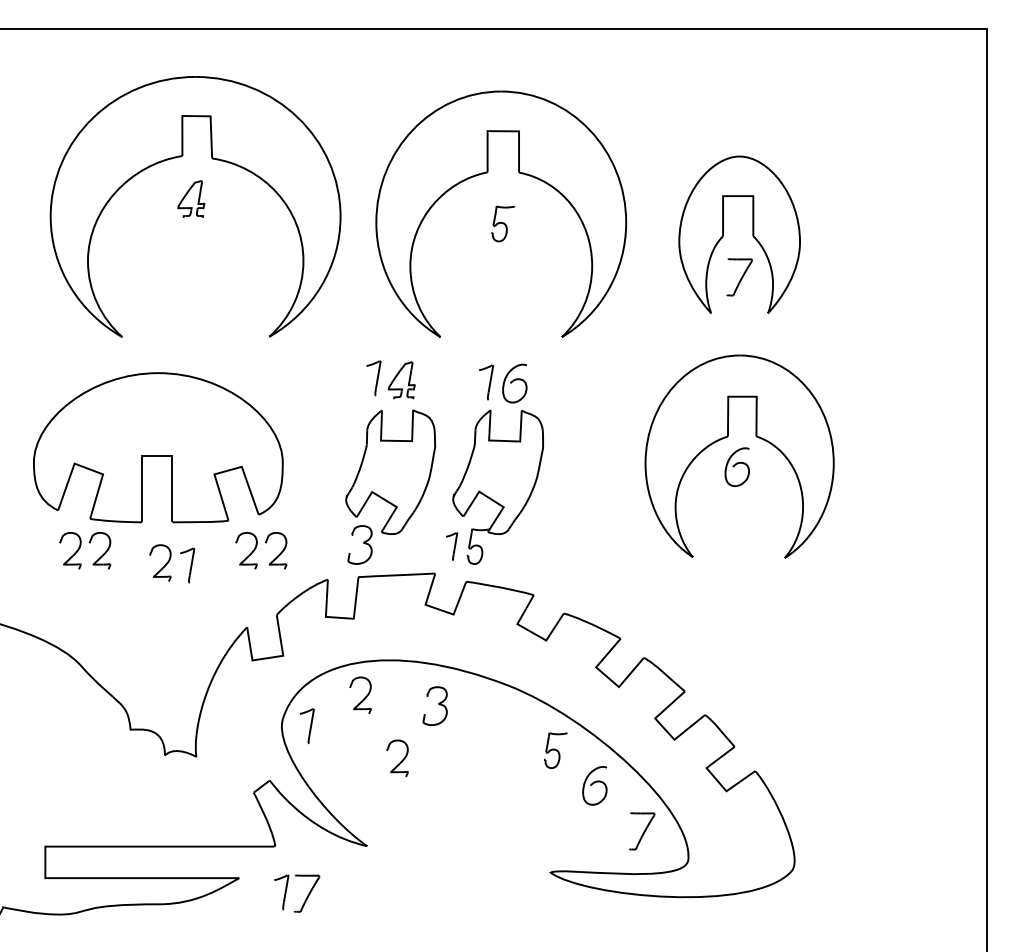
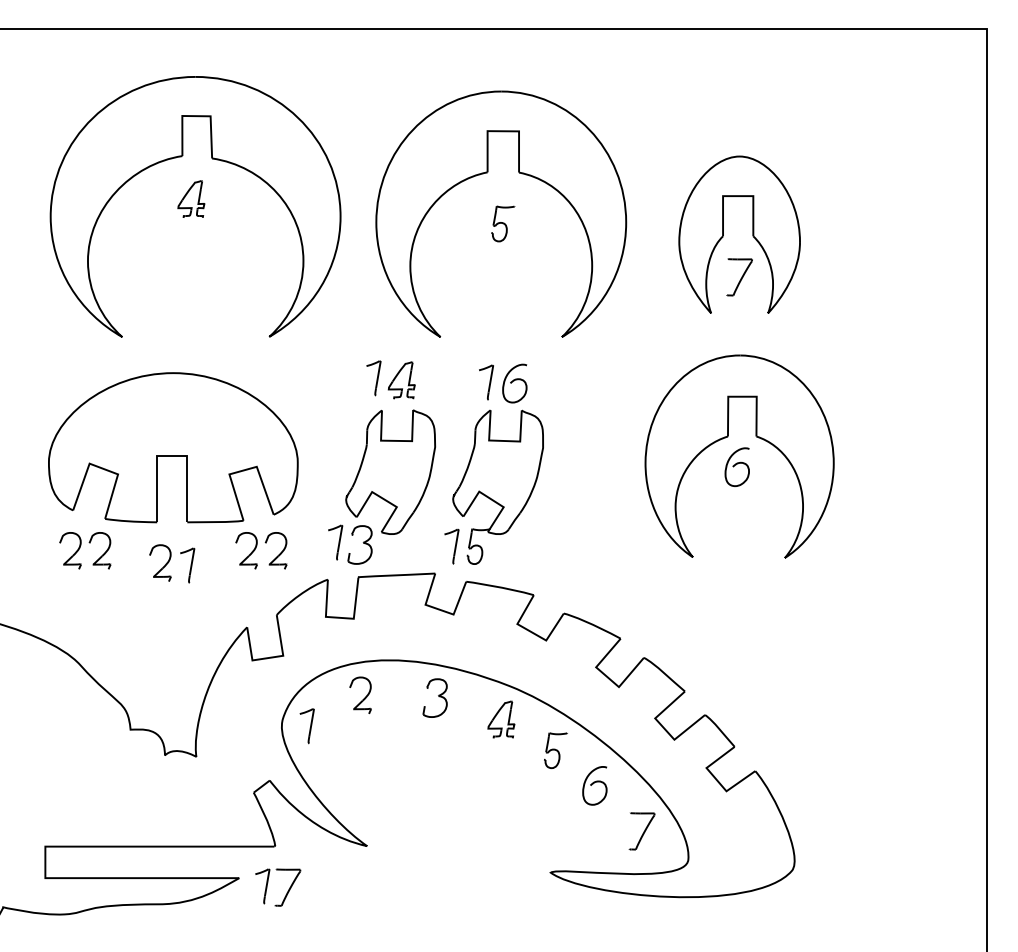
part position: (158, 447) -> (173, 447) (173, 447)
part: none -> present (335, 542)
part size: 13x29 px -> 16x37 px (451, 546)
part position: (434, 705) -> (434, 697) (434, 697)
part: none -> present (501, 719)
part: present -> none (397, 757)
part position: (305, 898) -> (286, 892) (286, 892)
